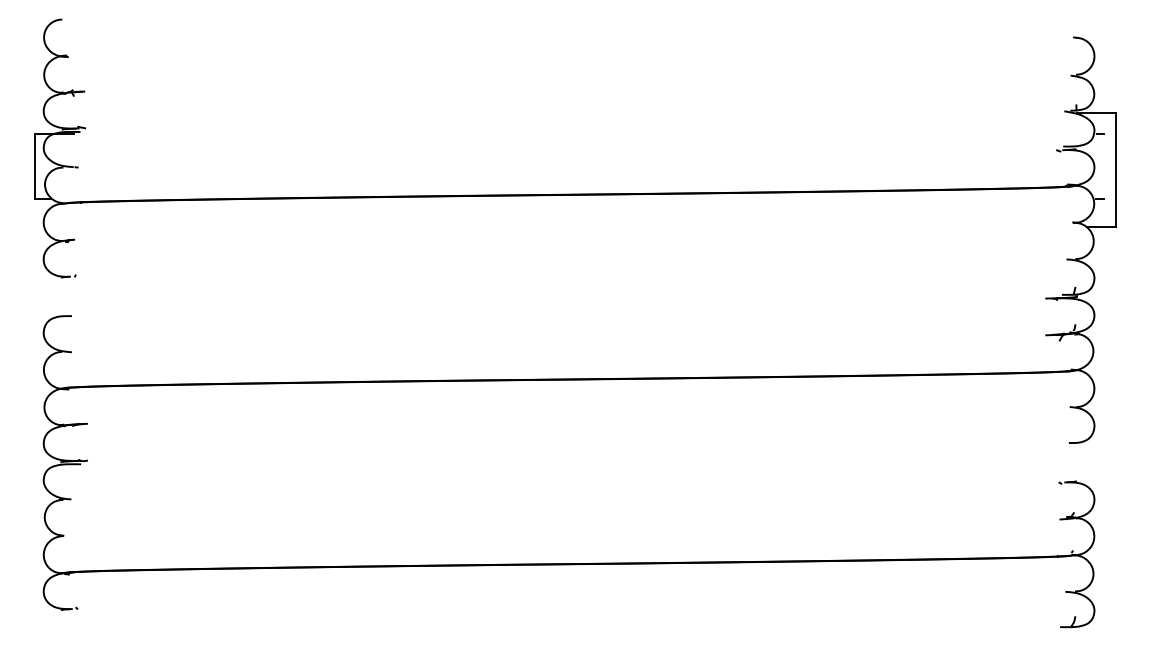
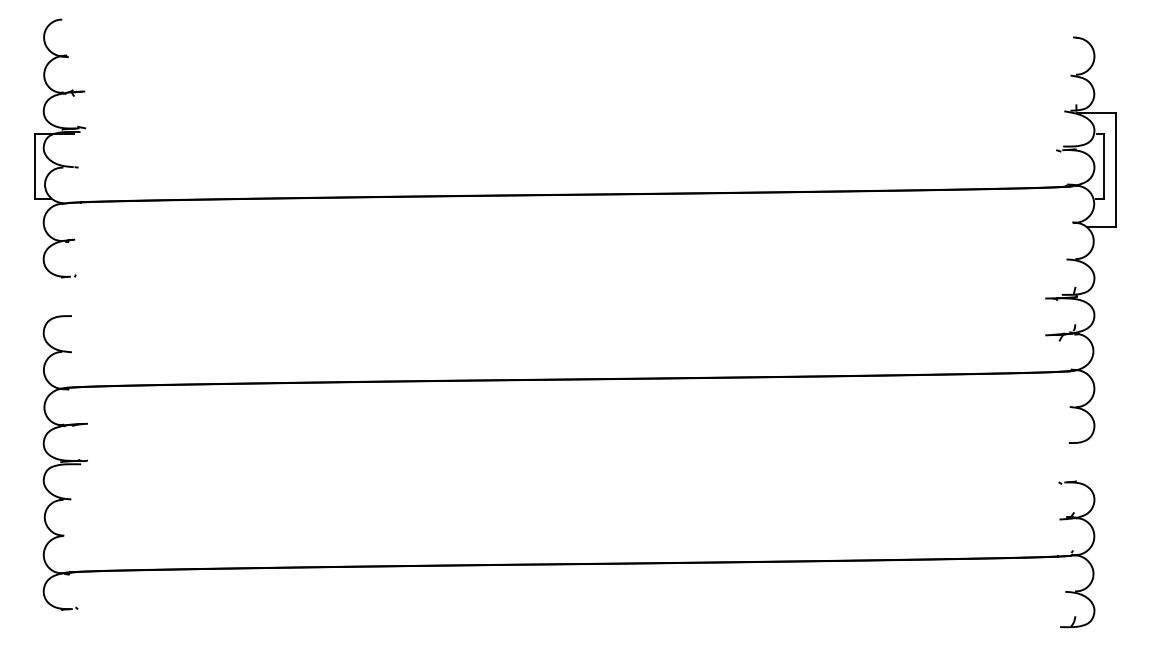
line: none -> present (1103, 166)
